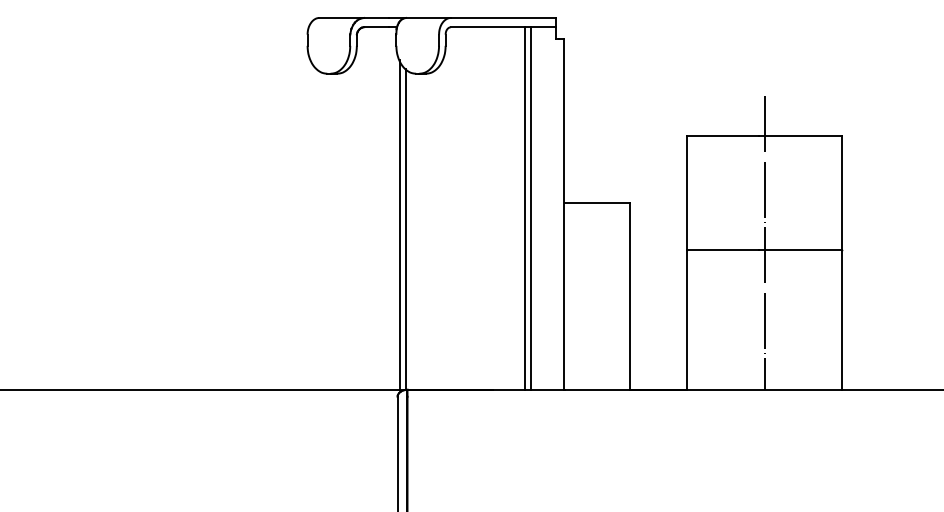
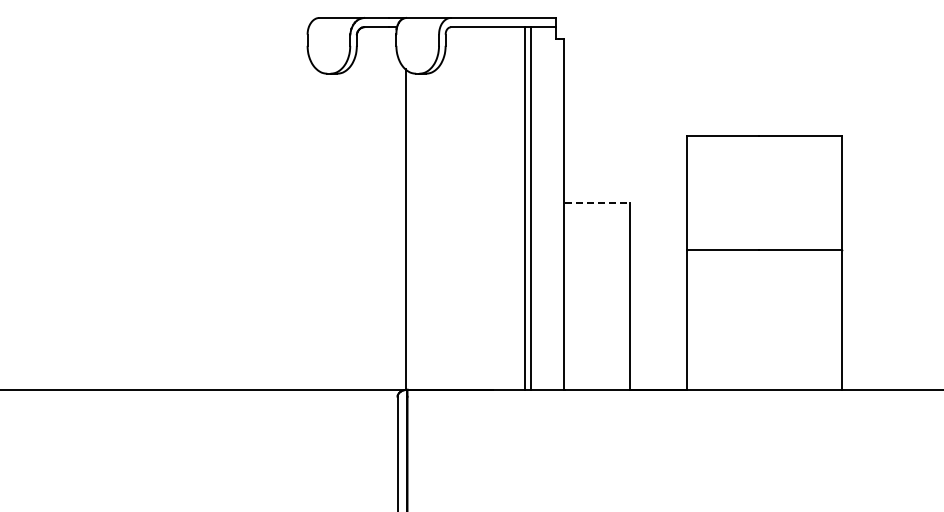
line: solid -> dashed (597, 202)
line: present -> none (399, 224)
line: present -> none (765, 242)
